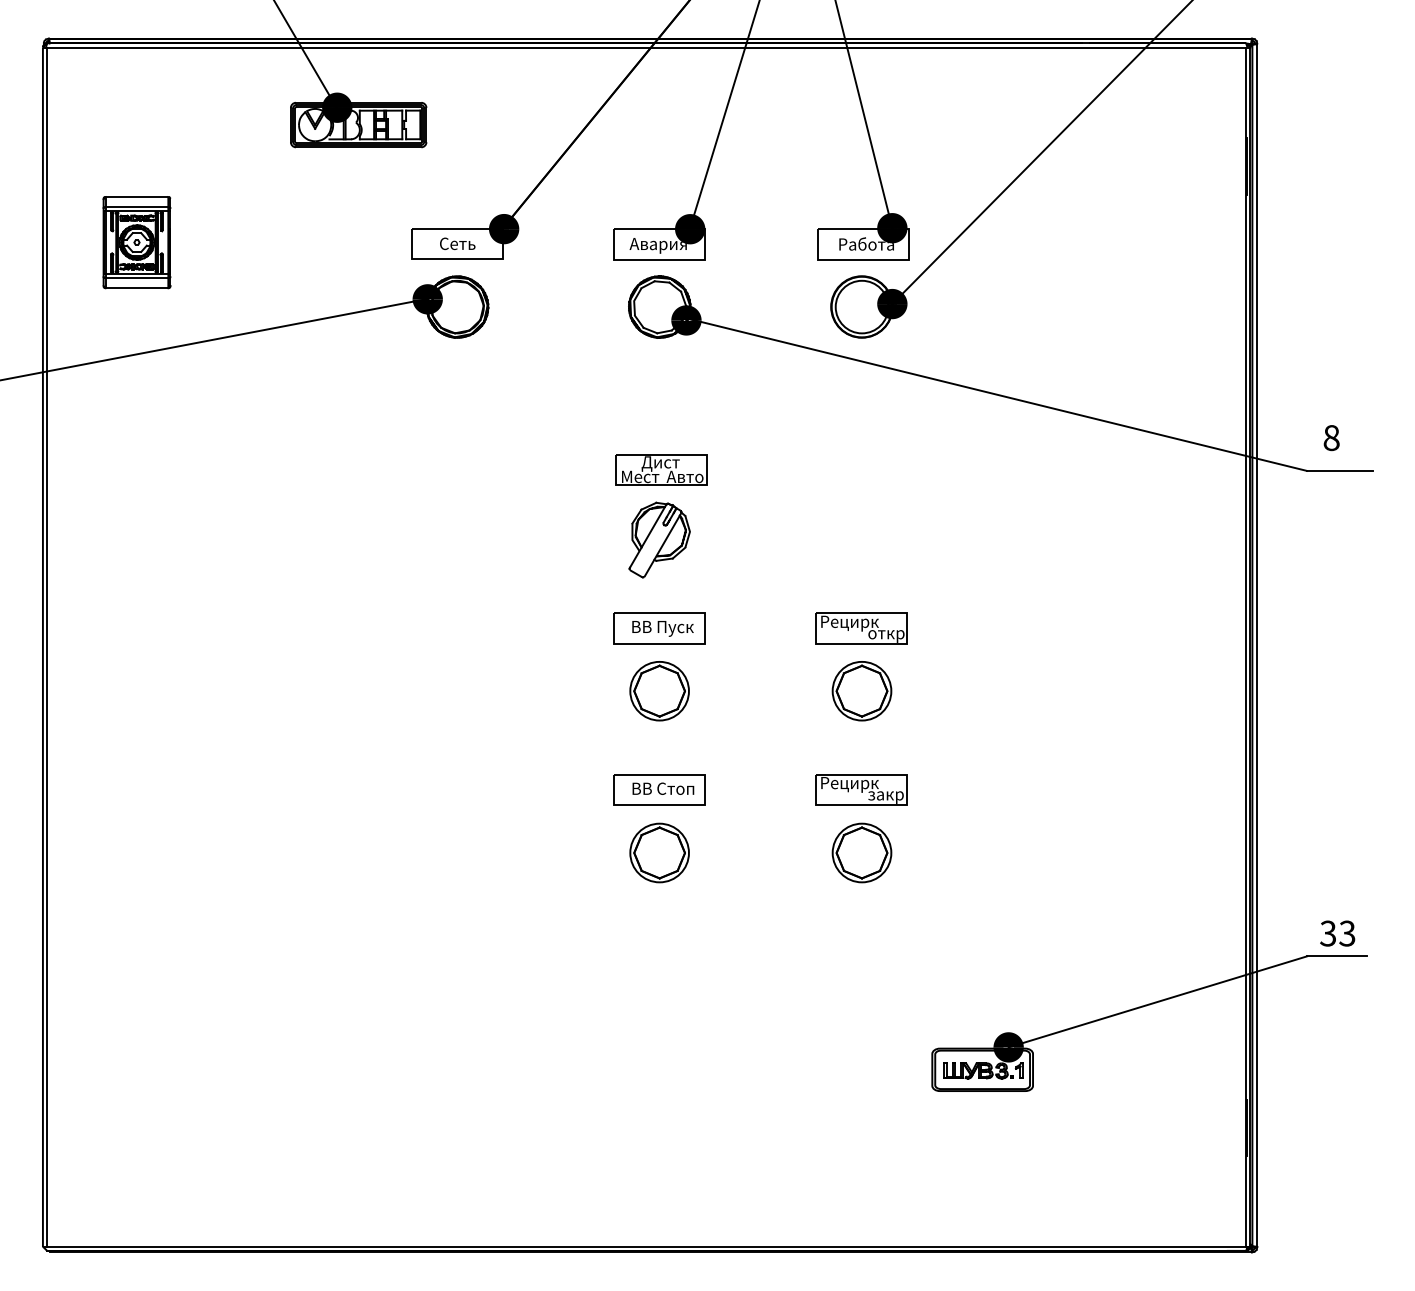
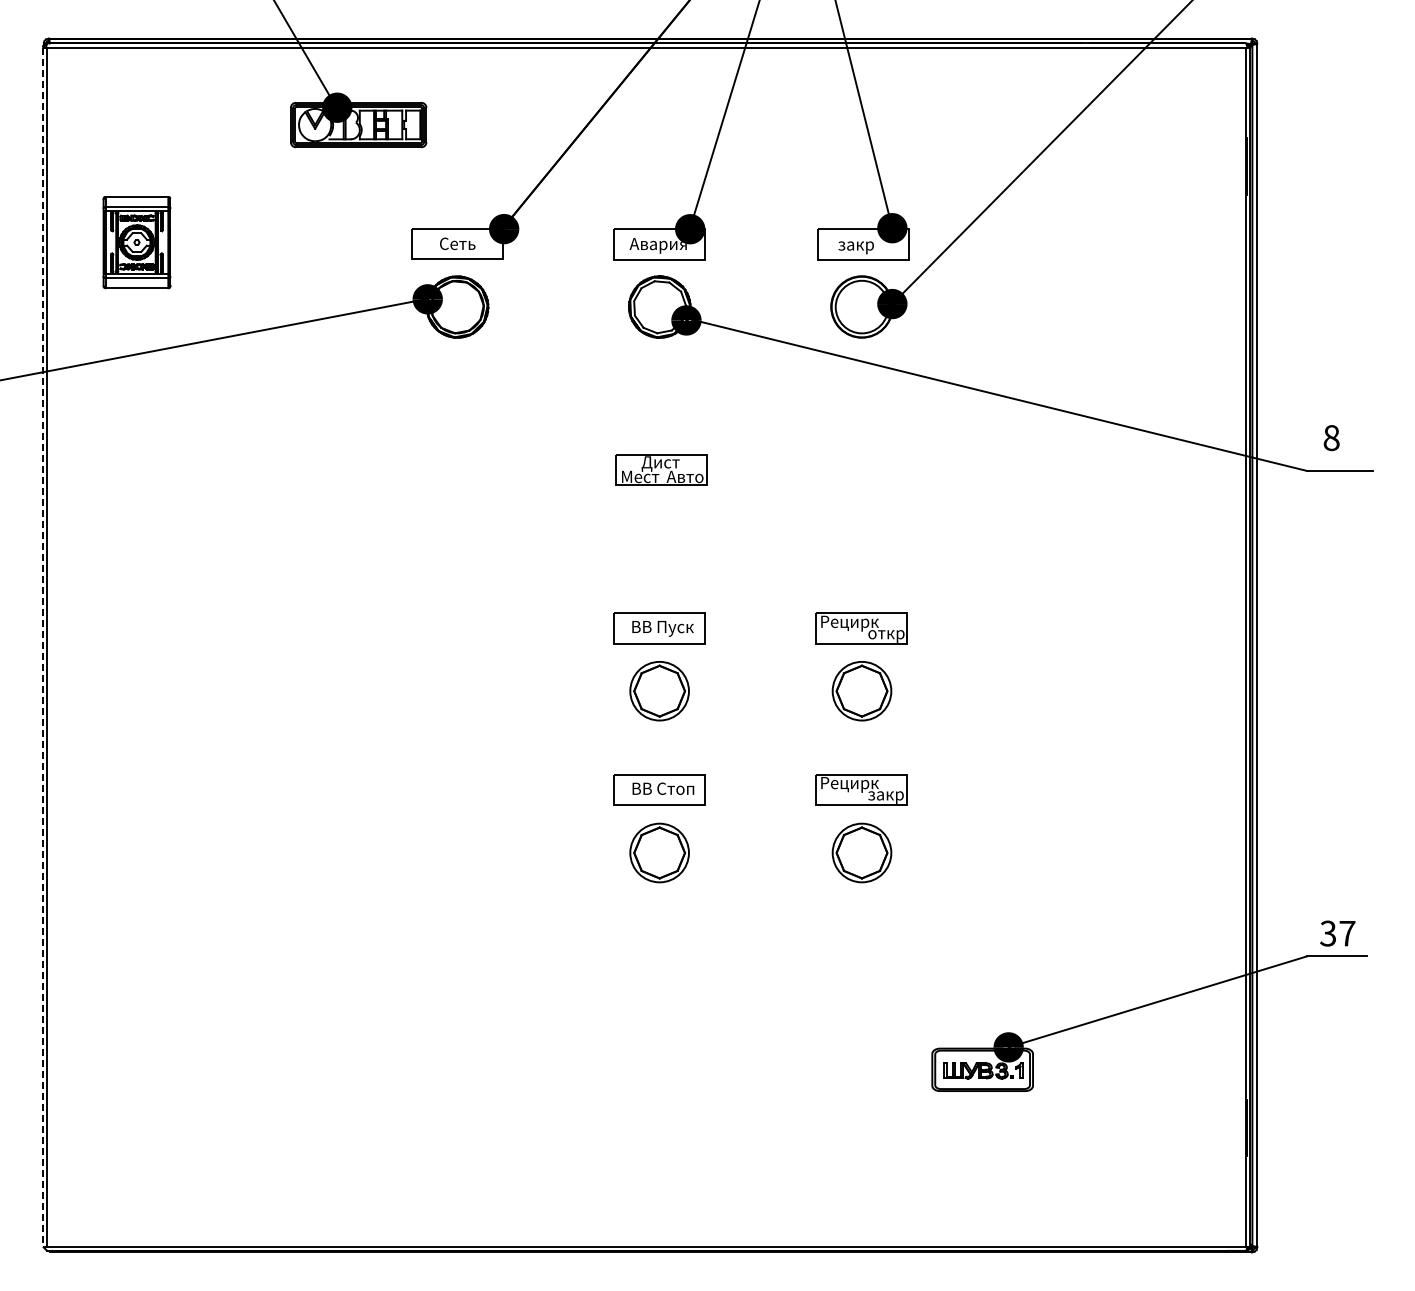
text: Работа -> закр (865, 245)
part: present -> none (659, 539)
line: solid -> dashed (42, 651)
text: 33 -> 37 (1347, 933)
